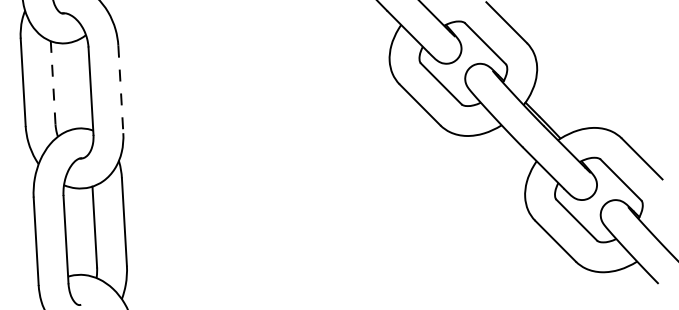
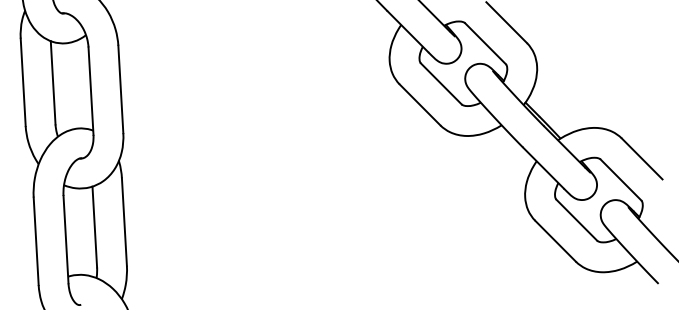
line: dashed -> solid (53, 82)
line: dashed -> solid (120, 89)
